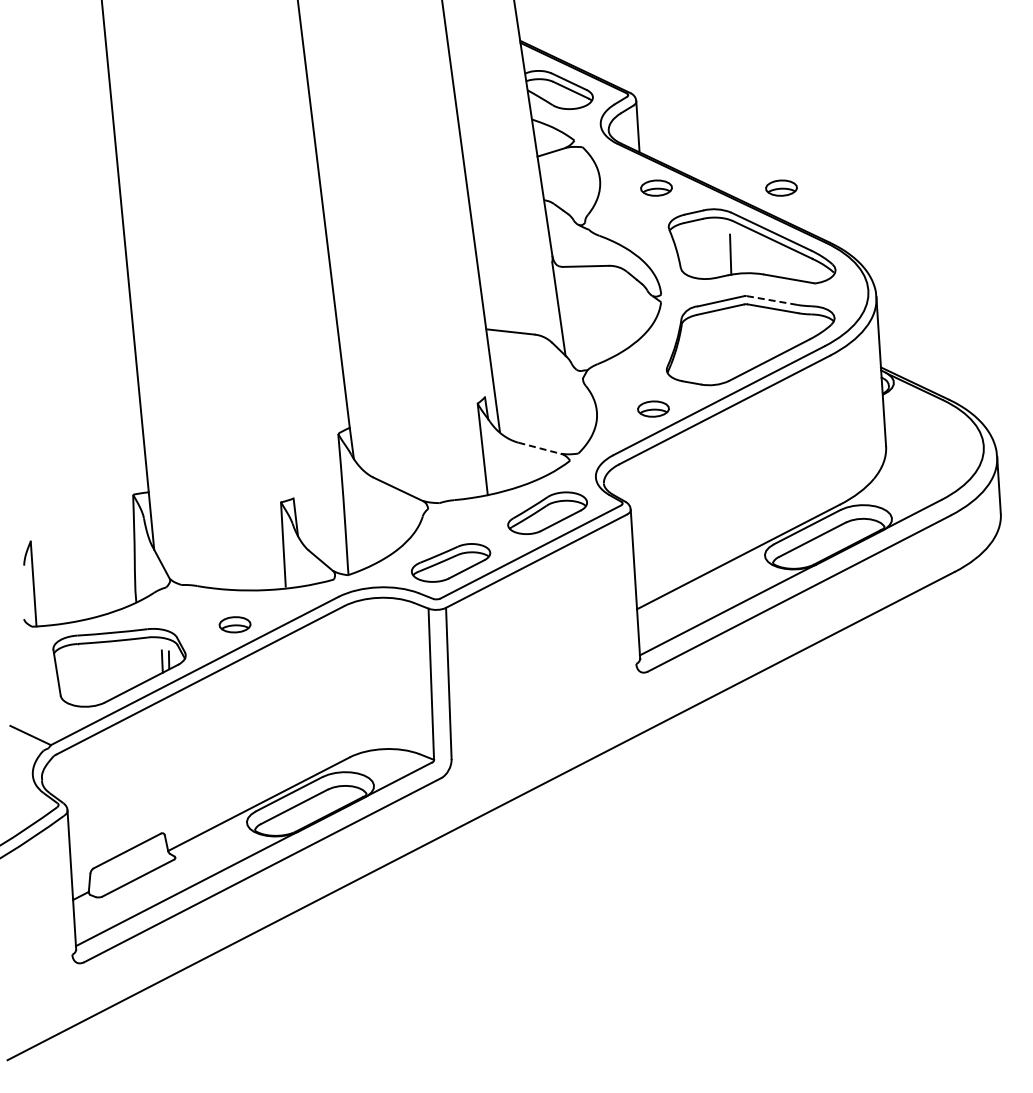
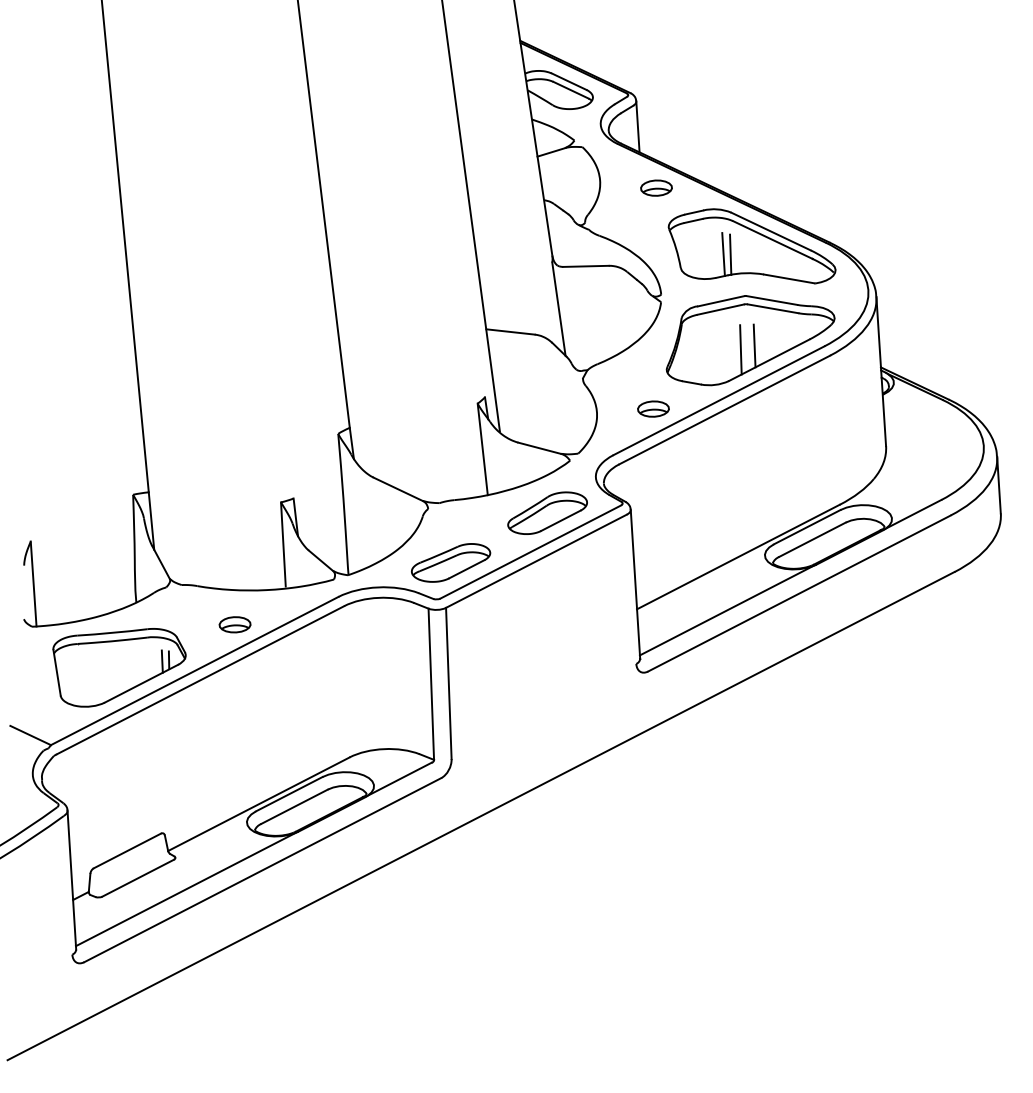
part: present -> none (781, 187)
line: none -> present (723, 254)
line: dashed -> solid (771, 300)
line: none -> present (754, 345)
line: none -> present (740, 349)
line: dashed -> solid (539, 448)
